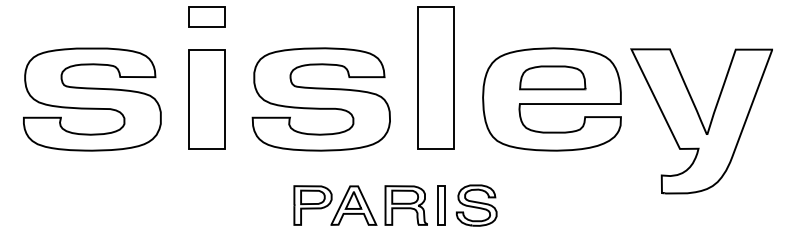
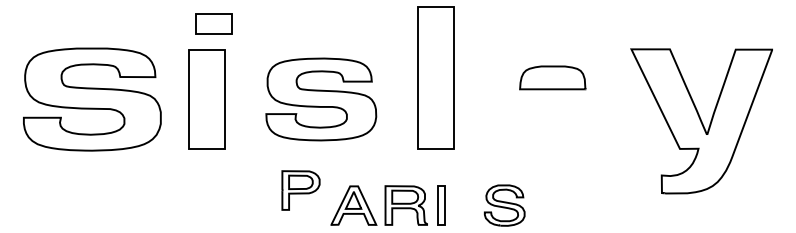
part position: (206, 16) -> (213, 23) (213, 23)
part size: 140x105 px -> 113x85 px (321, 99)
part: present -> none (551, 99)
part position: (312, 205) -> (300, 190) (300, 190)
part position: (476, 205) -> (504, 205) (504, 205)
